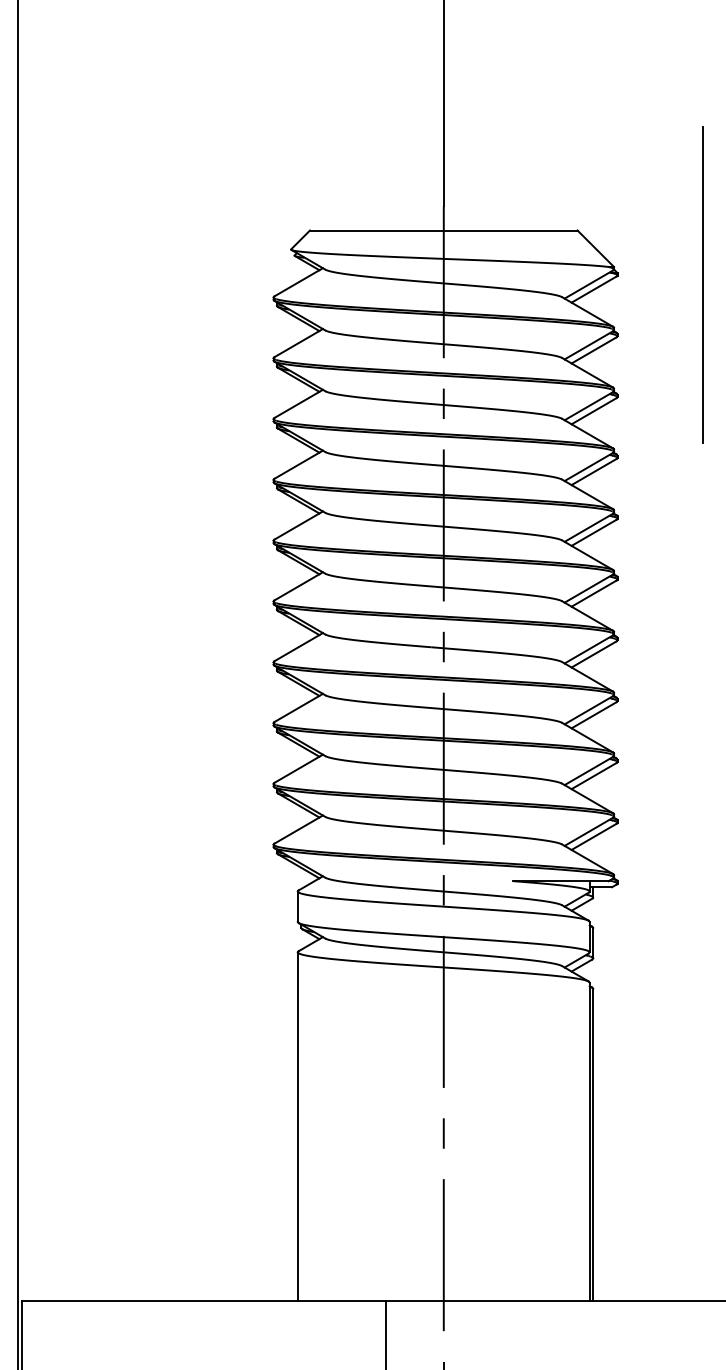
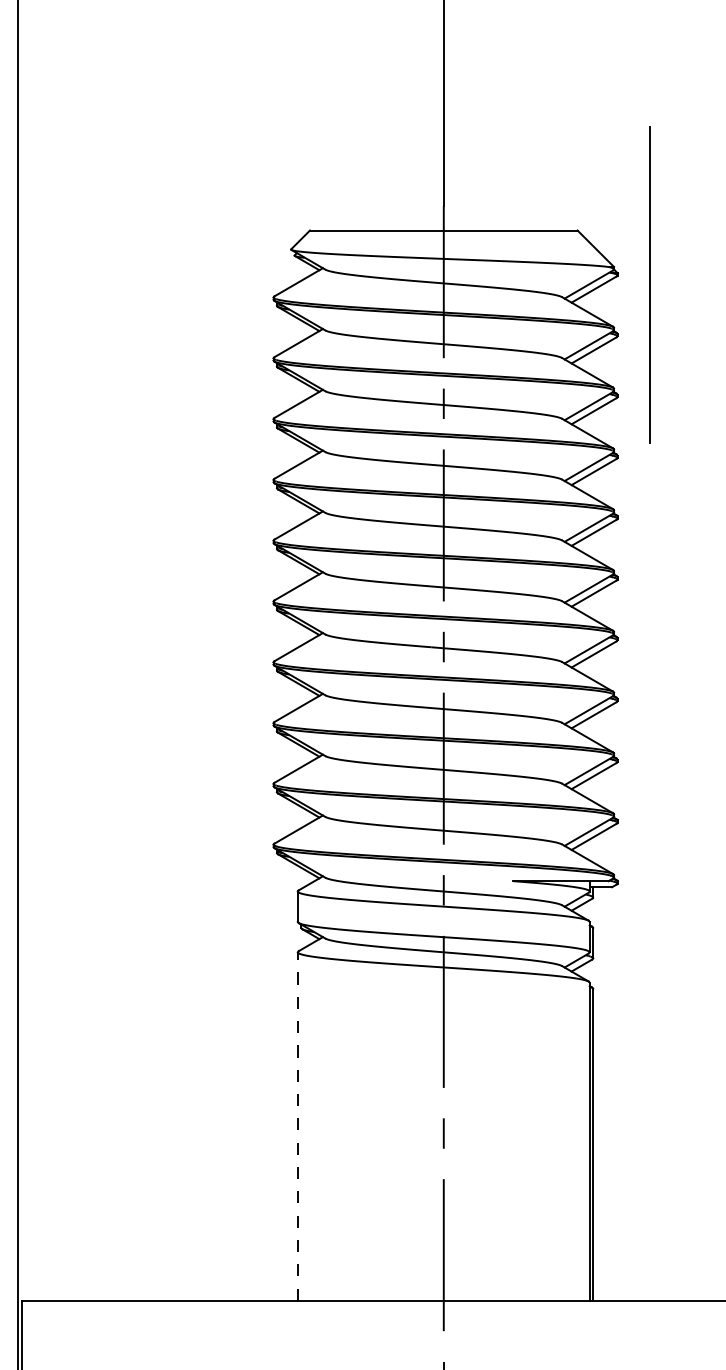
line position: (702, 284) -> (649, 284) (649, 284)
line: solid -> dashed (297, 1126)
line: present -> none (386, 1333)
